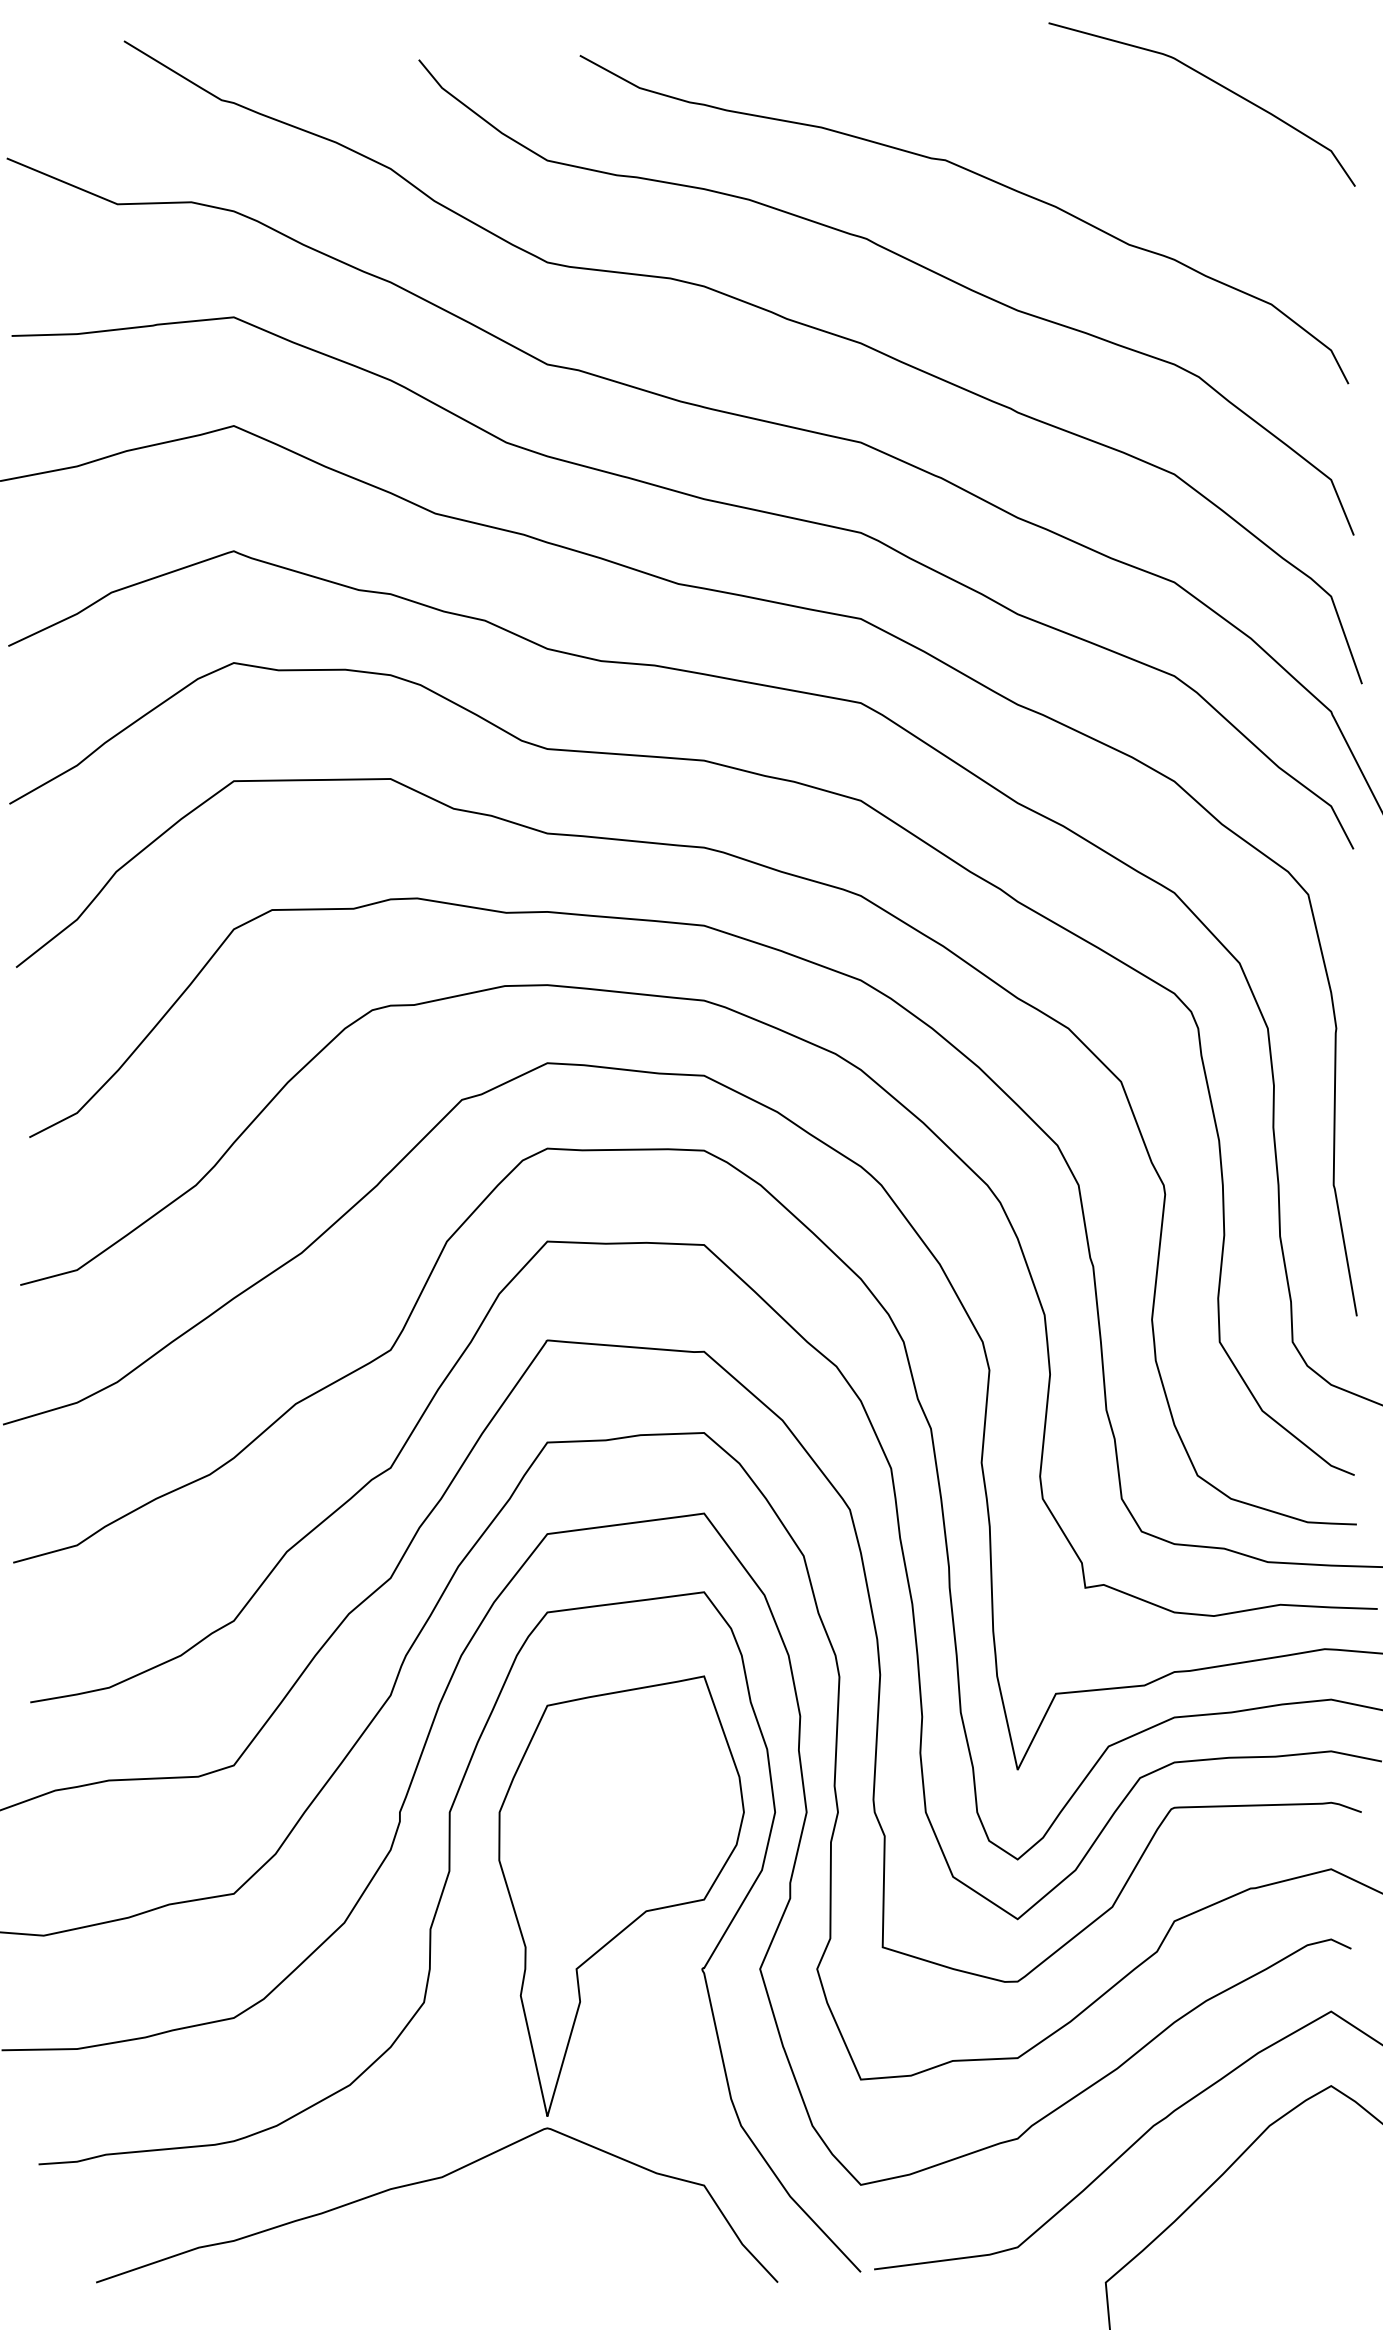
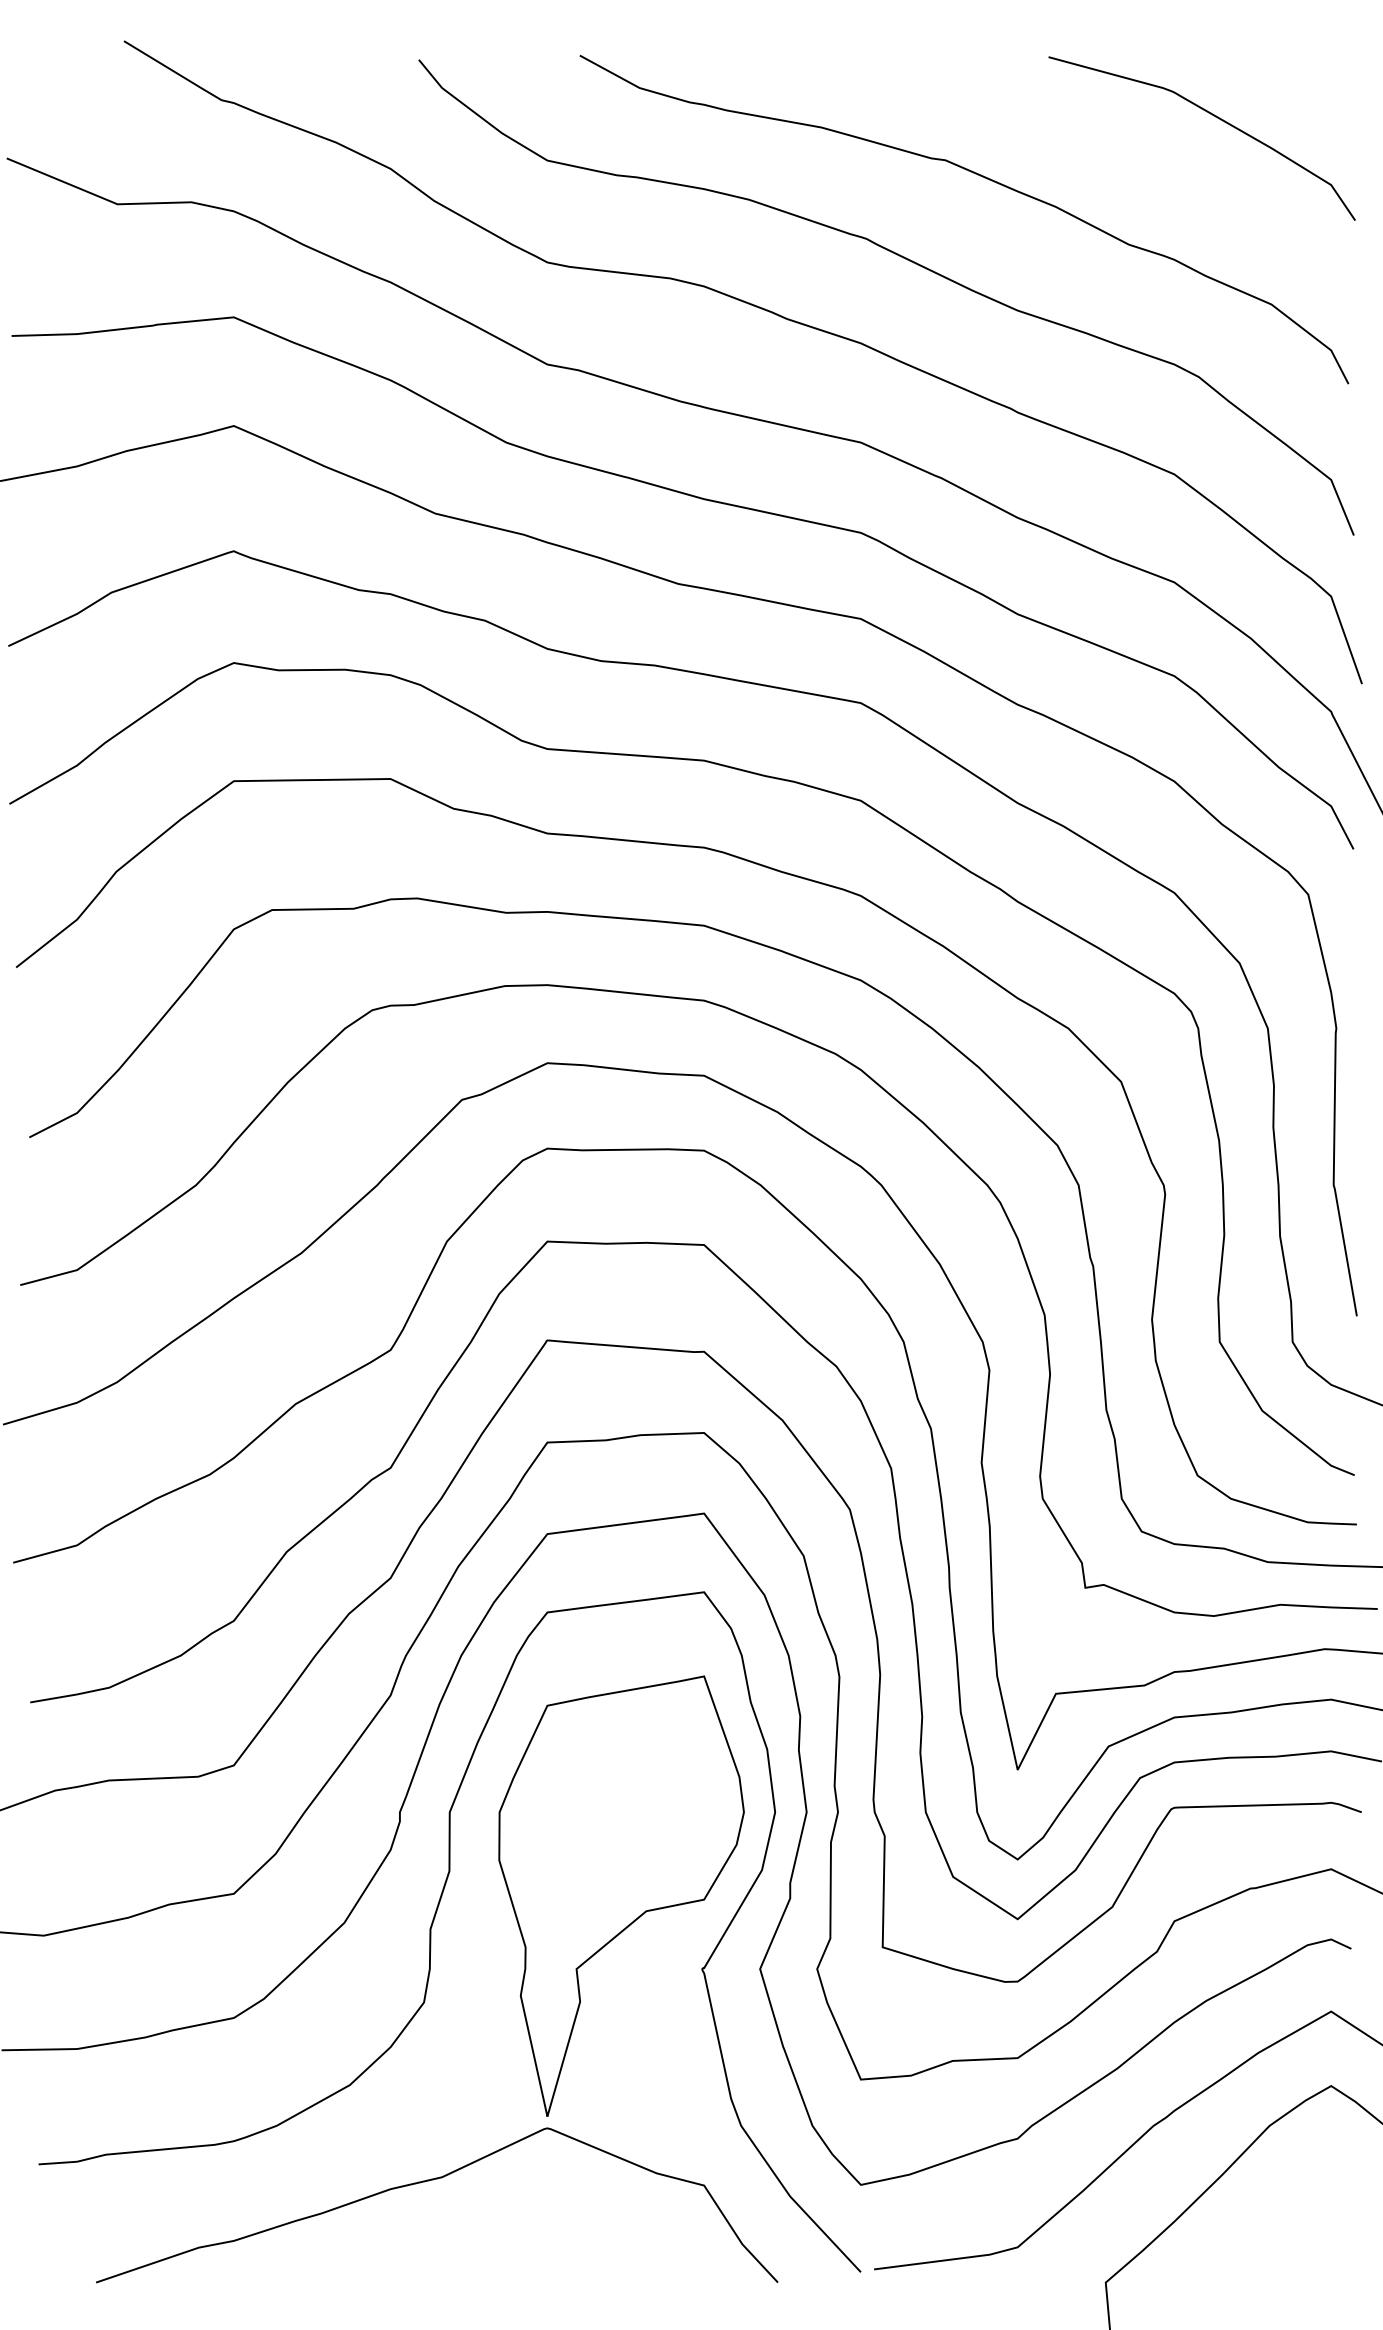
curve position: (1213, 82) -> (1213, 116) (1213, 116)
